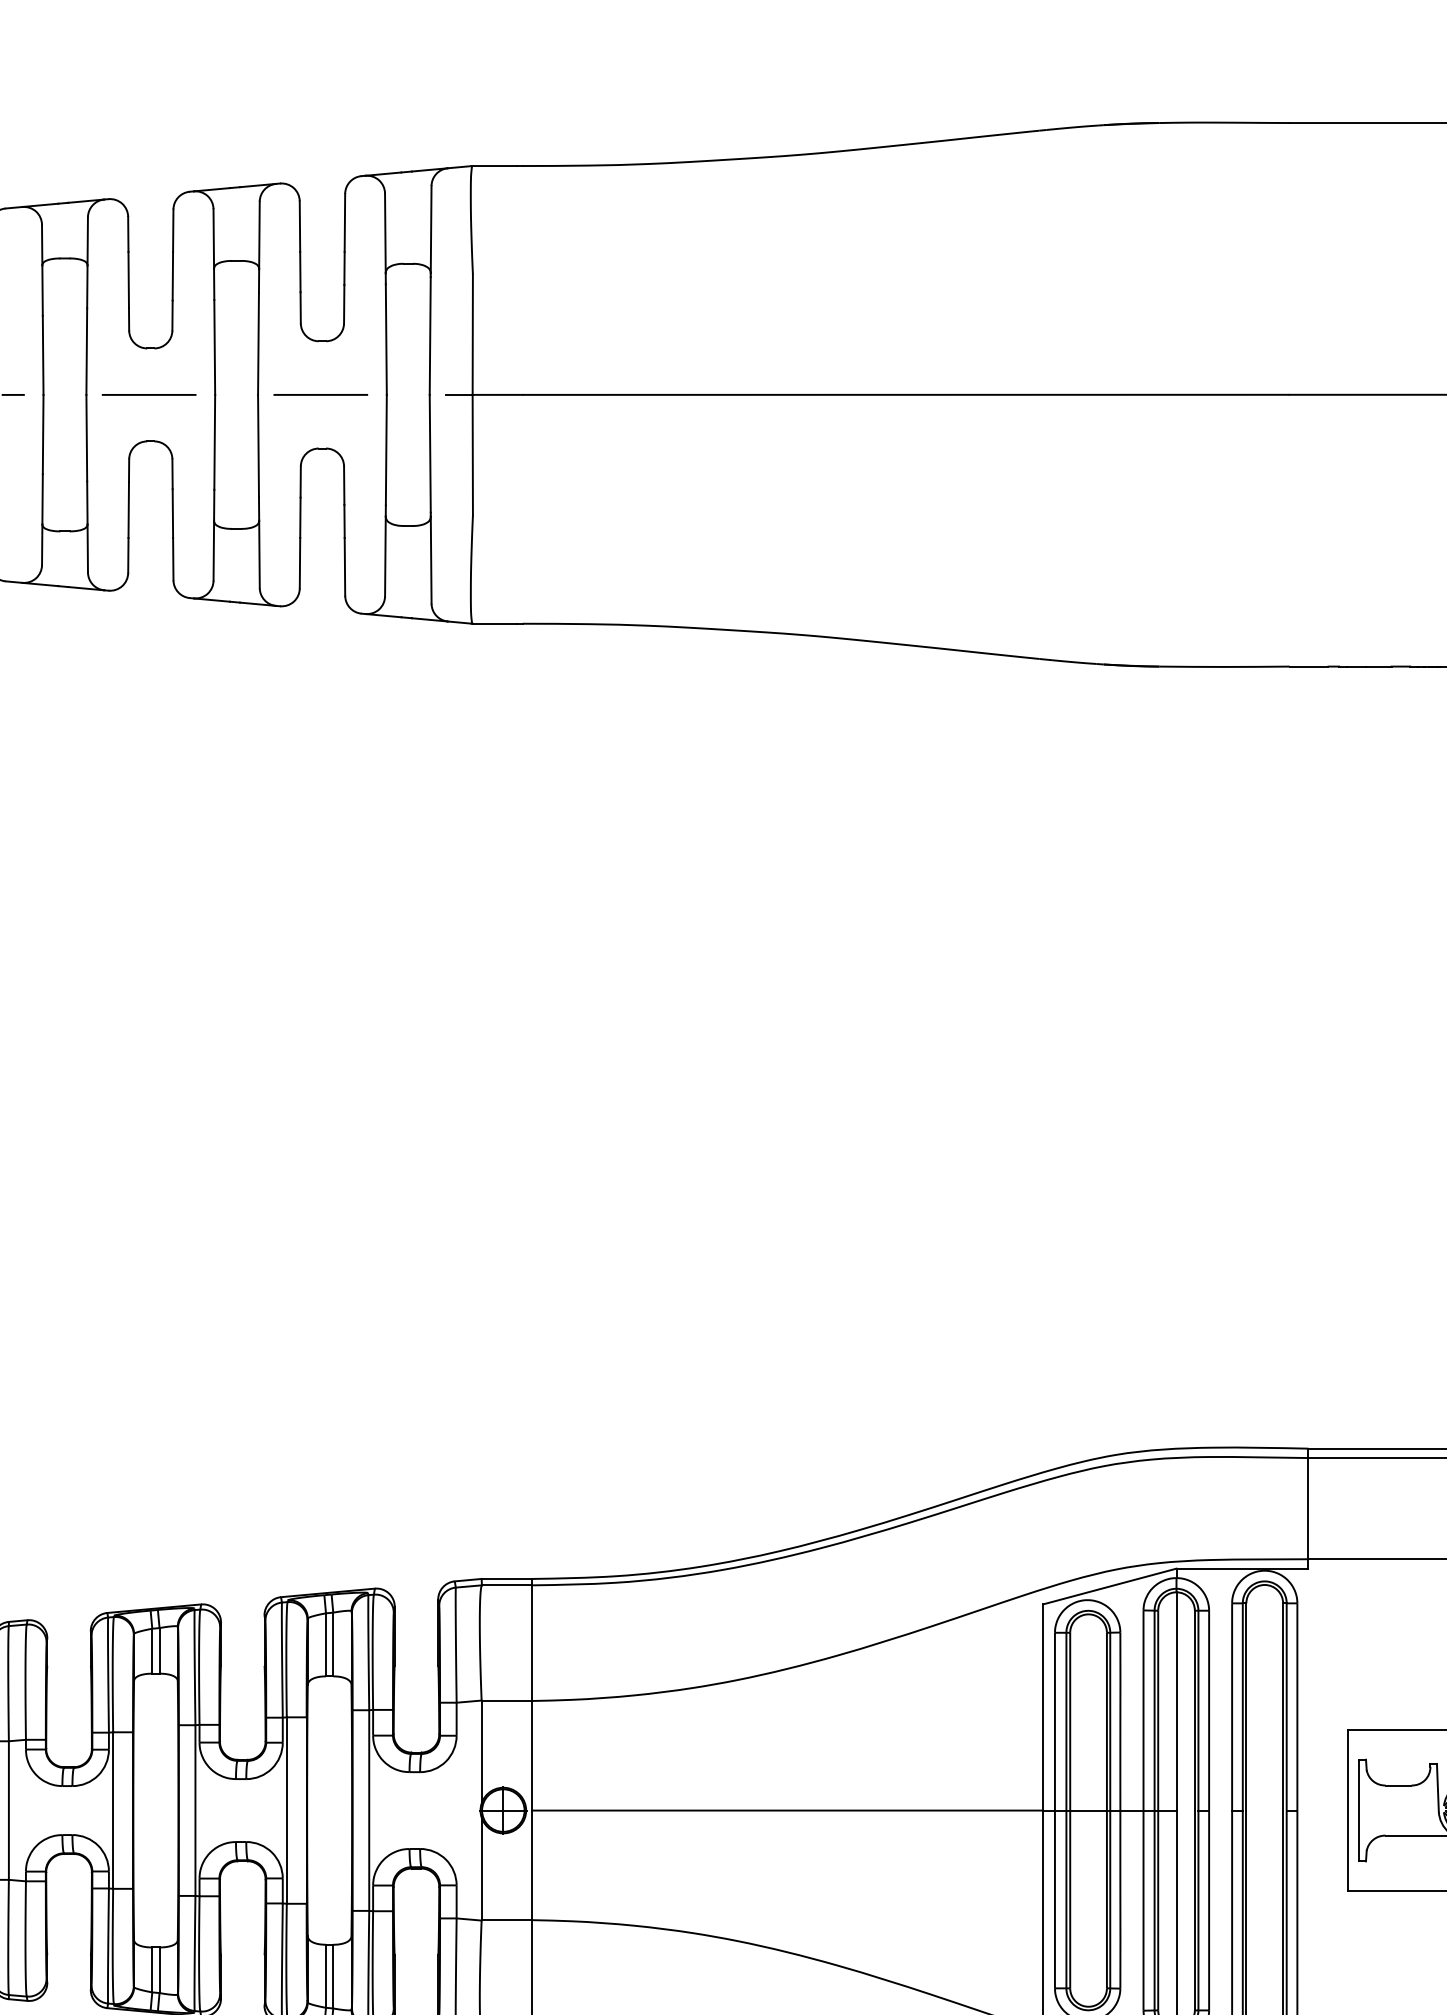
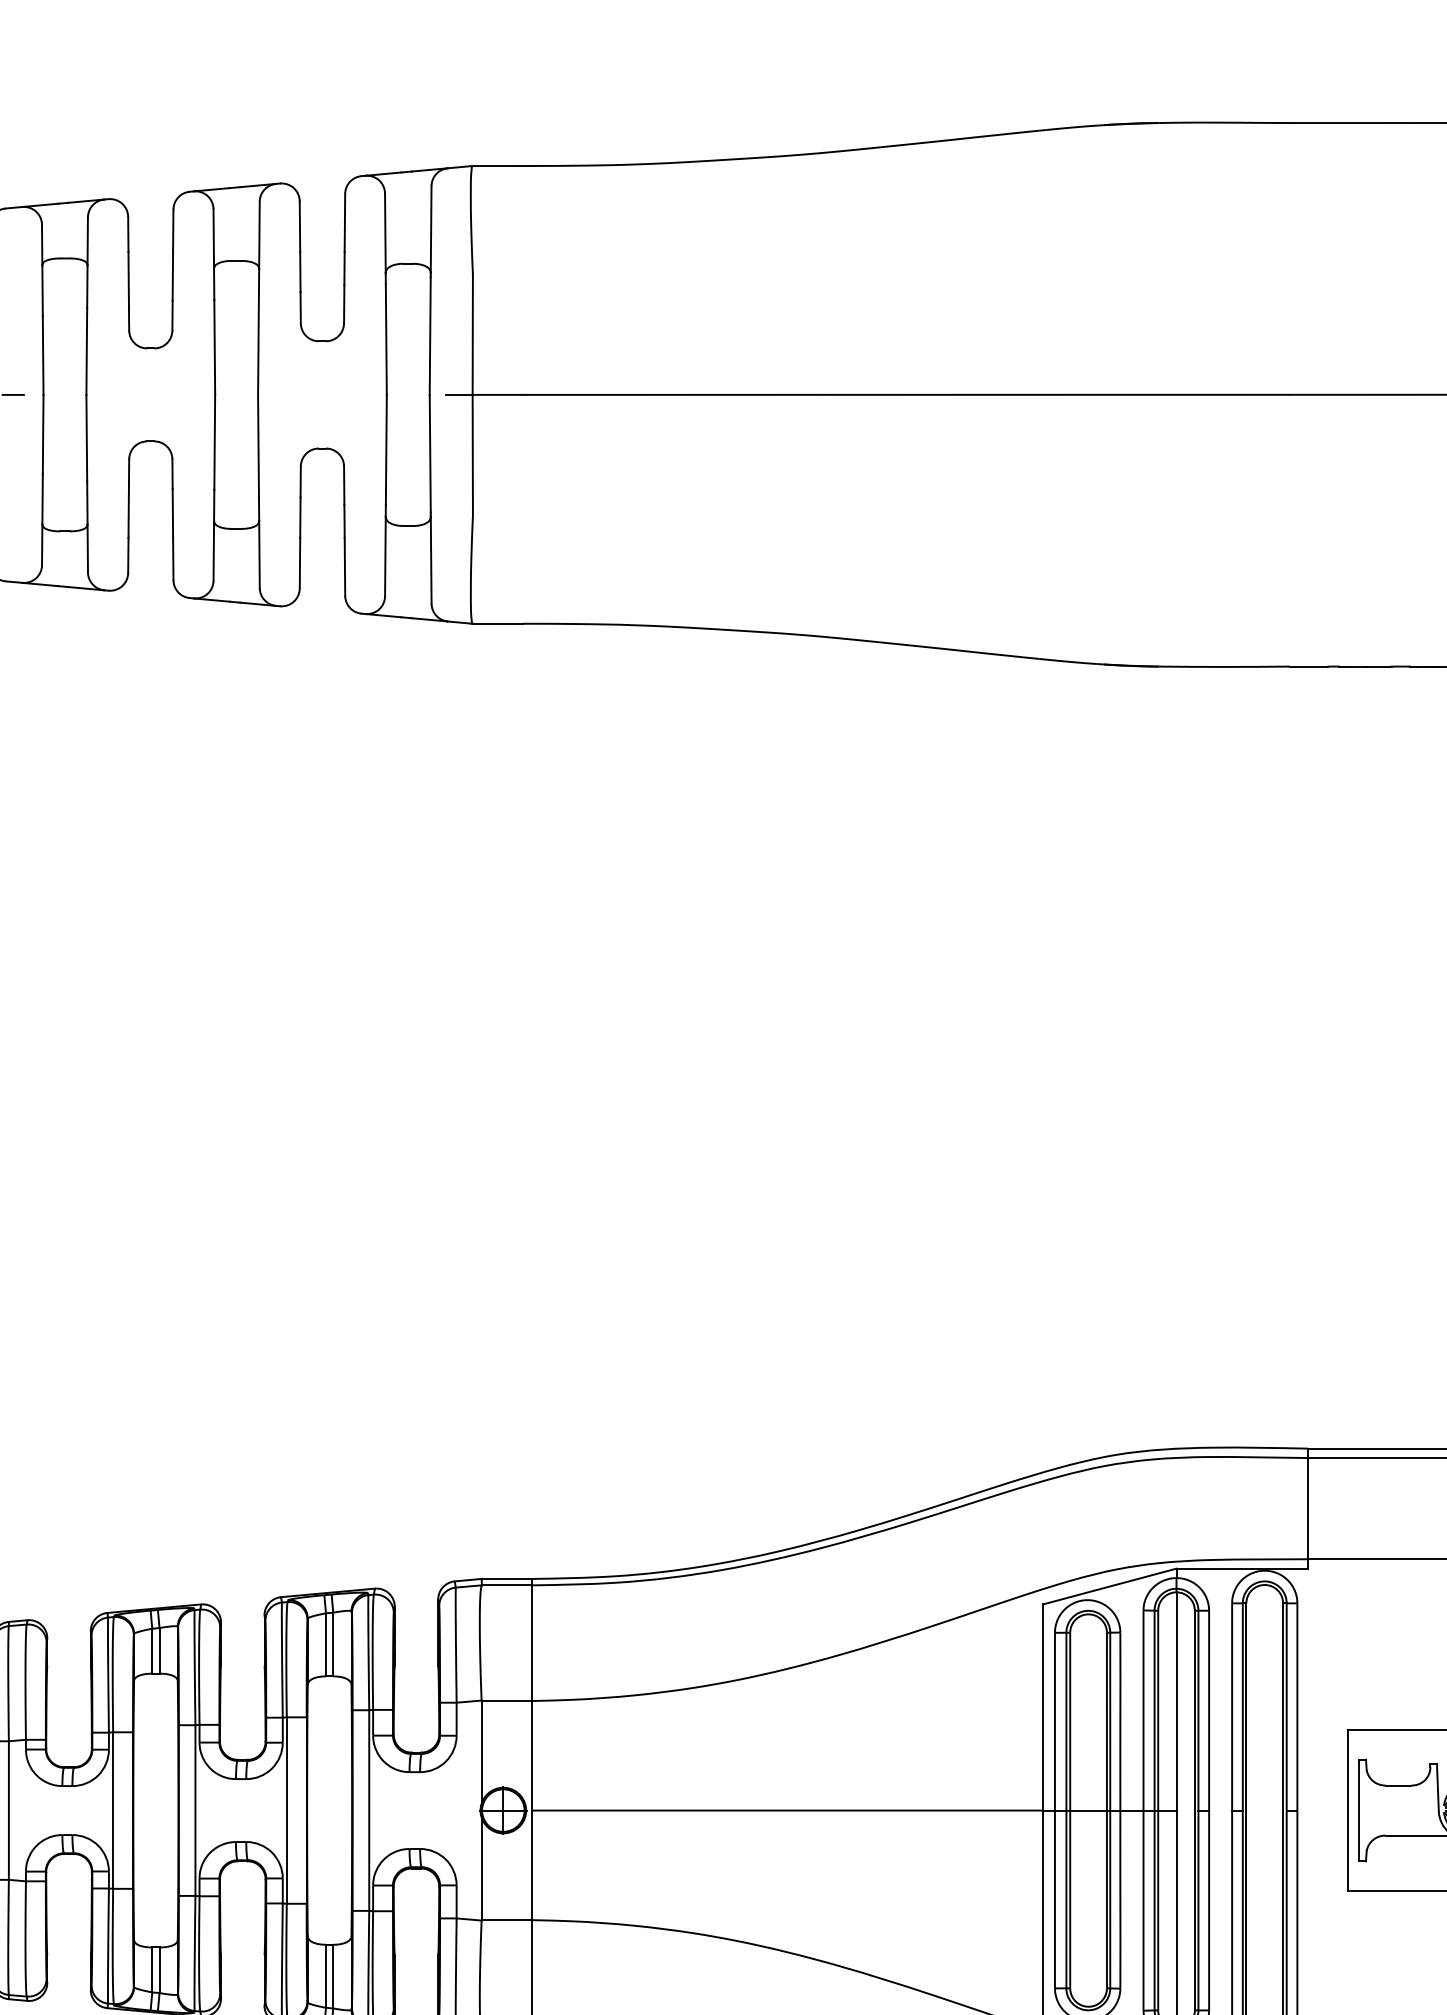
line: present -> none (148, 394)
line: present -> none (320, 394)
